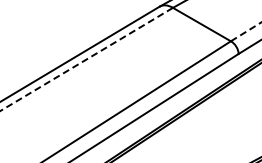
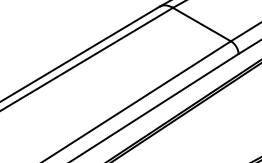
line: dashed -> solid (246, 31)
line: dashed -> solid (86, 59)
